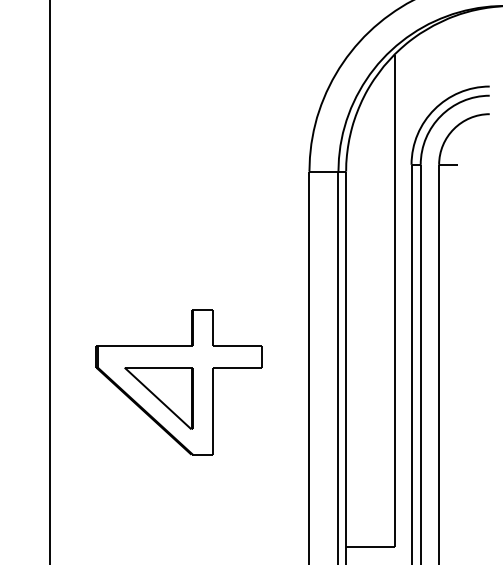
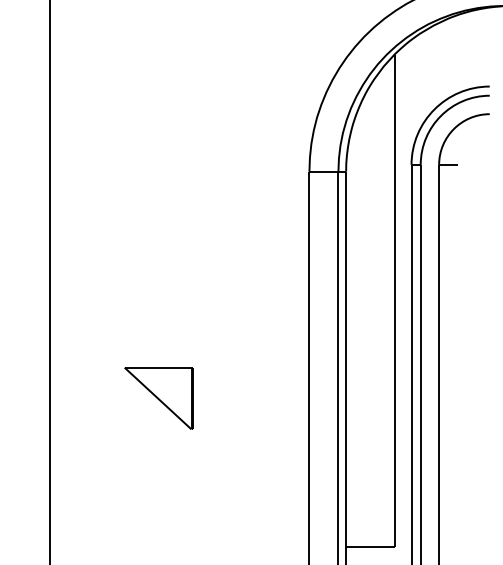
part: present -> none (178, 382)
